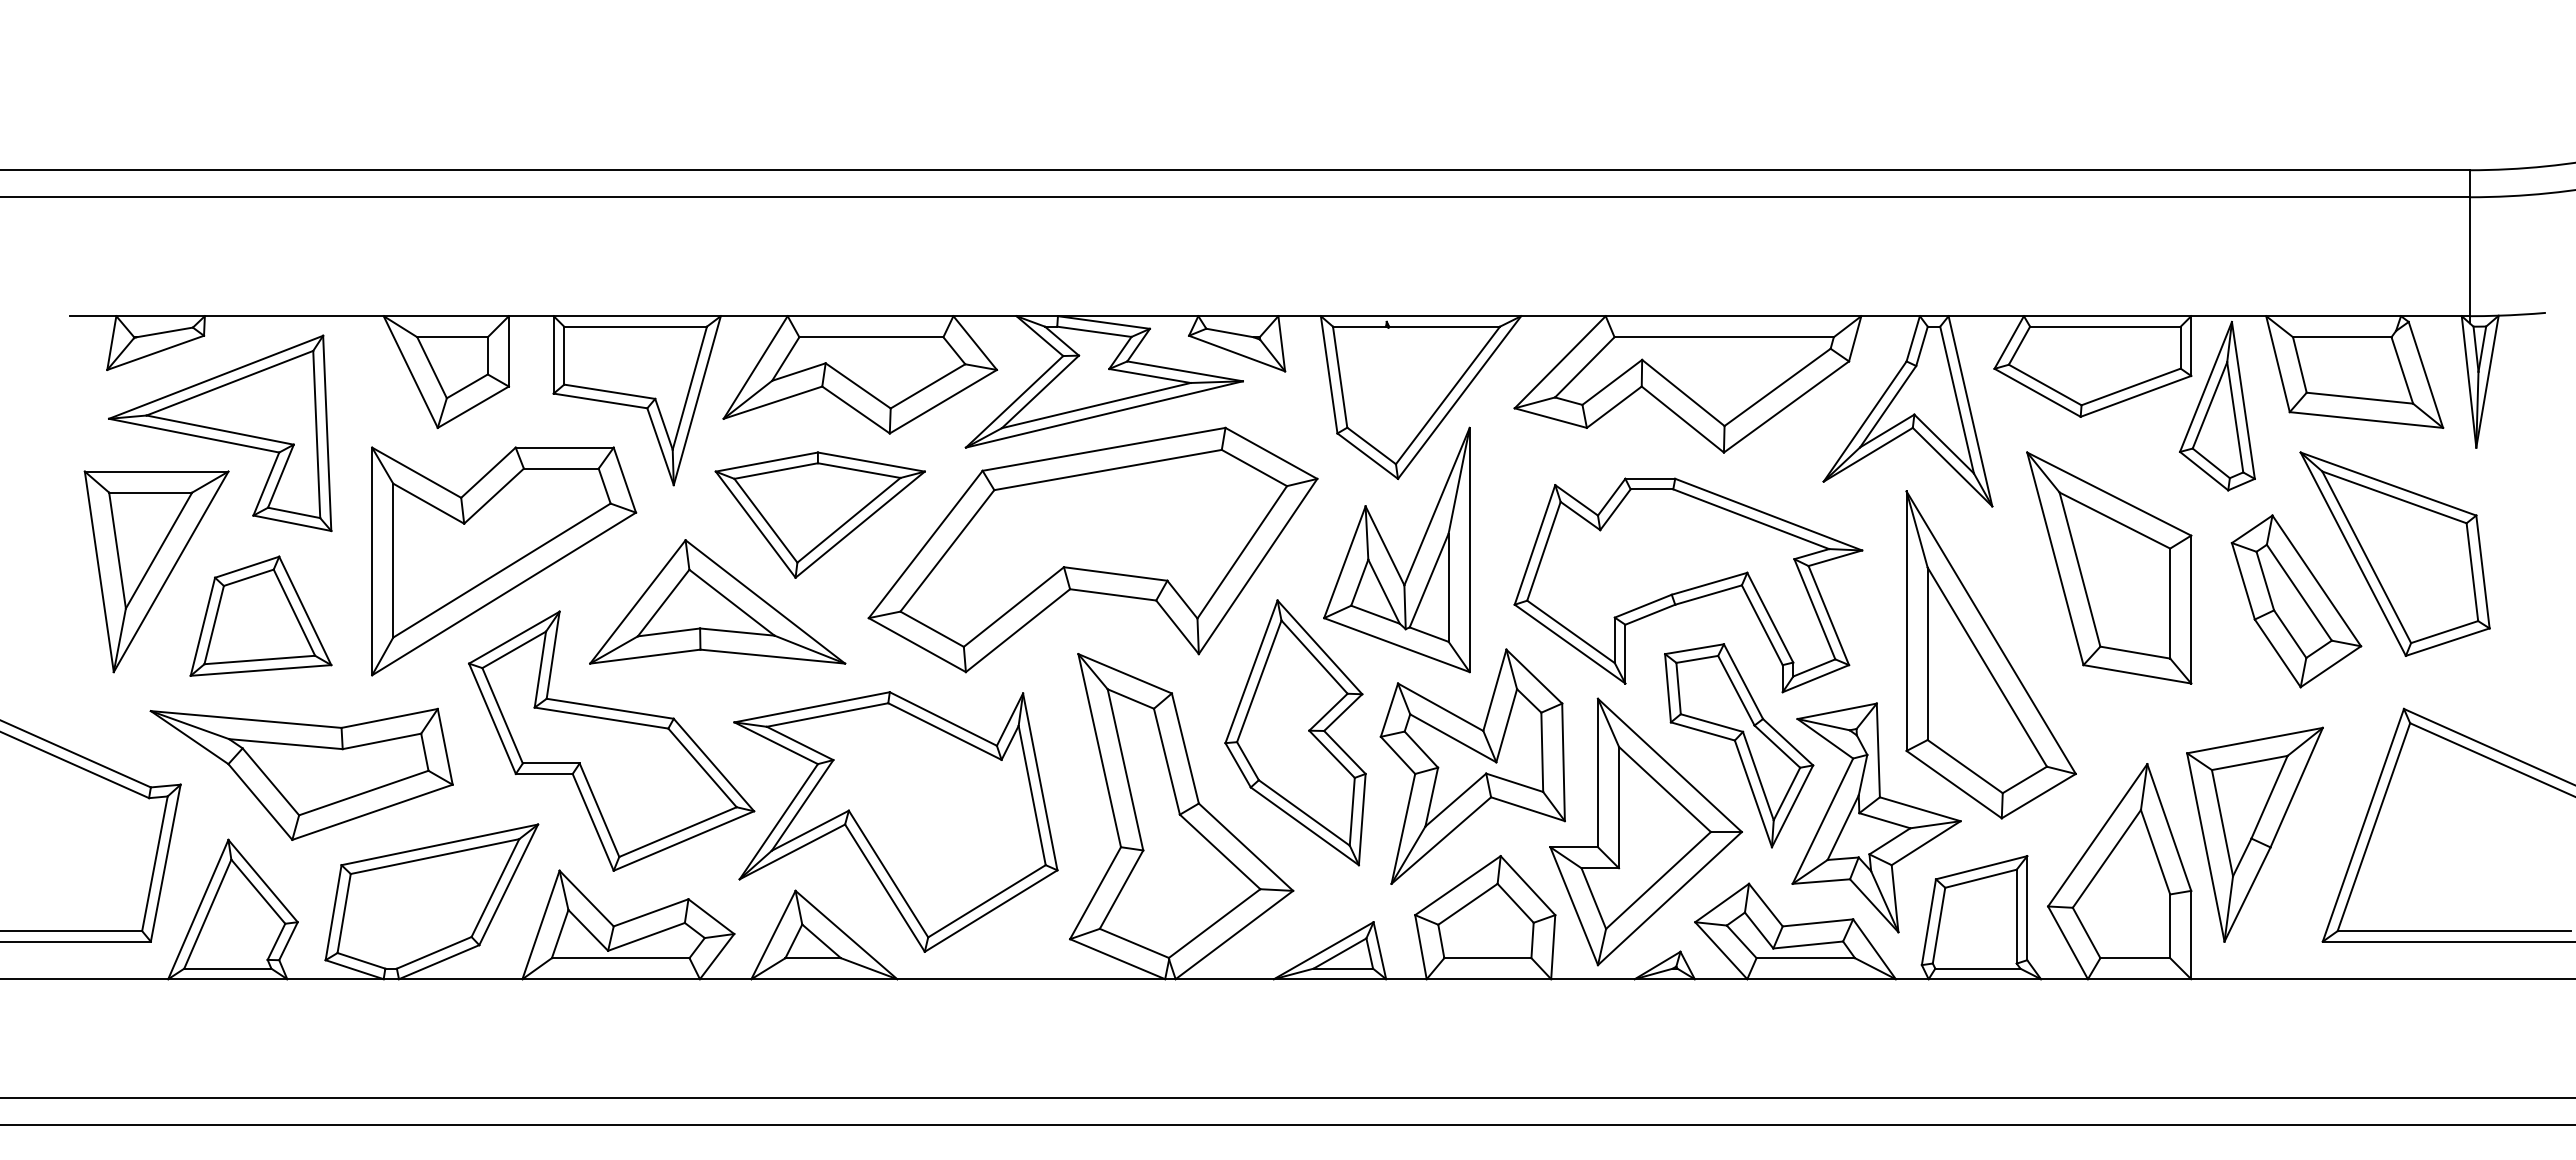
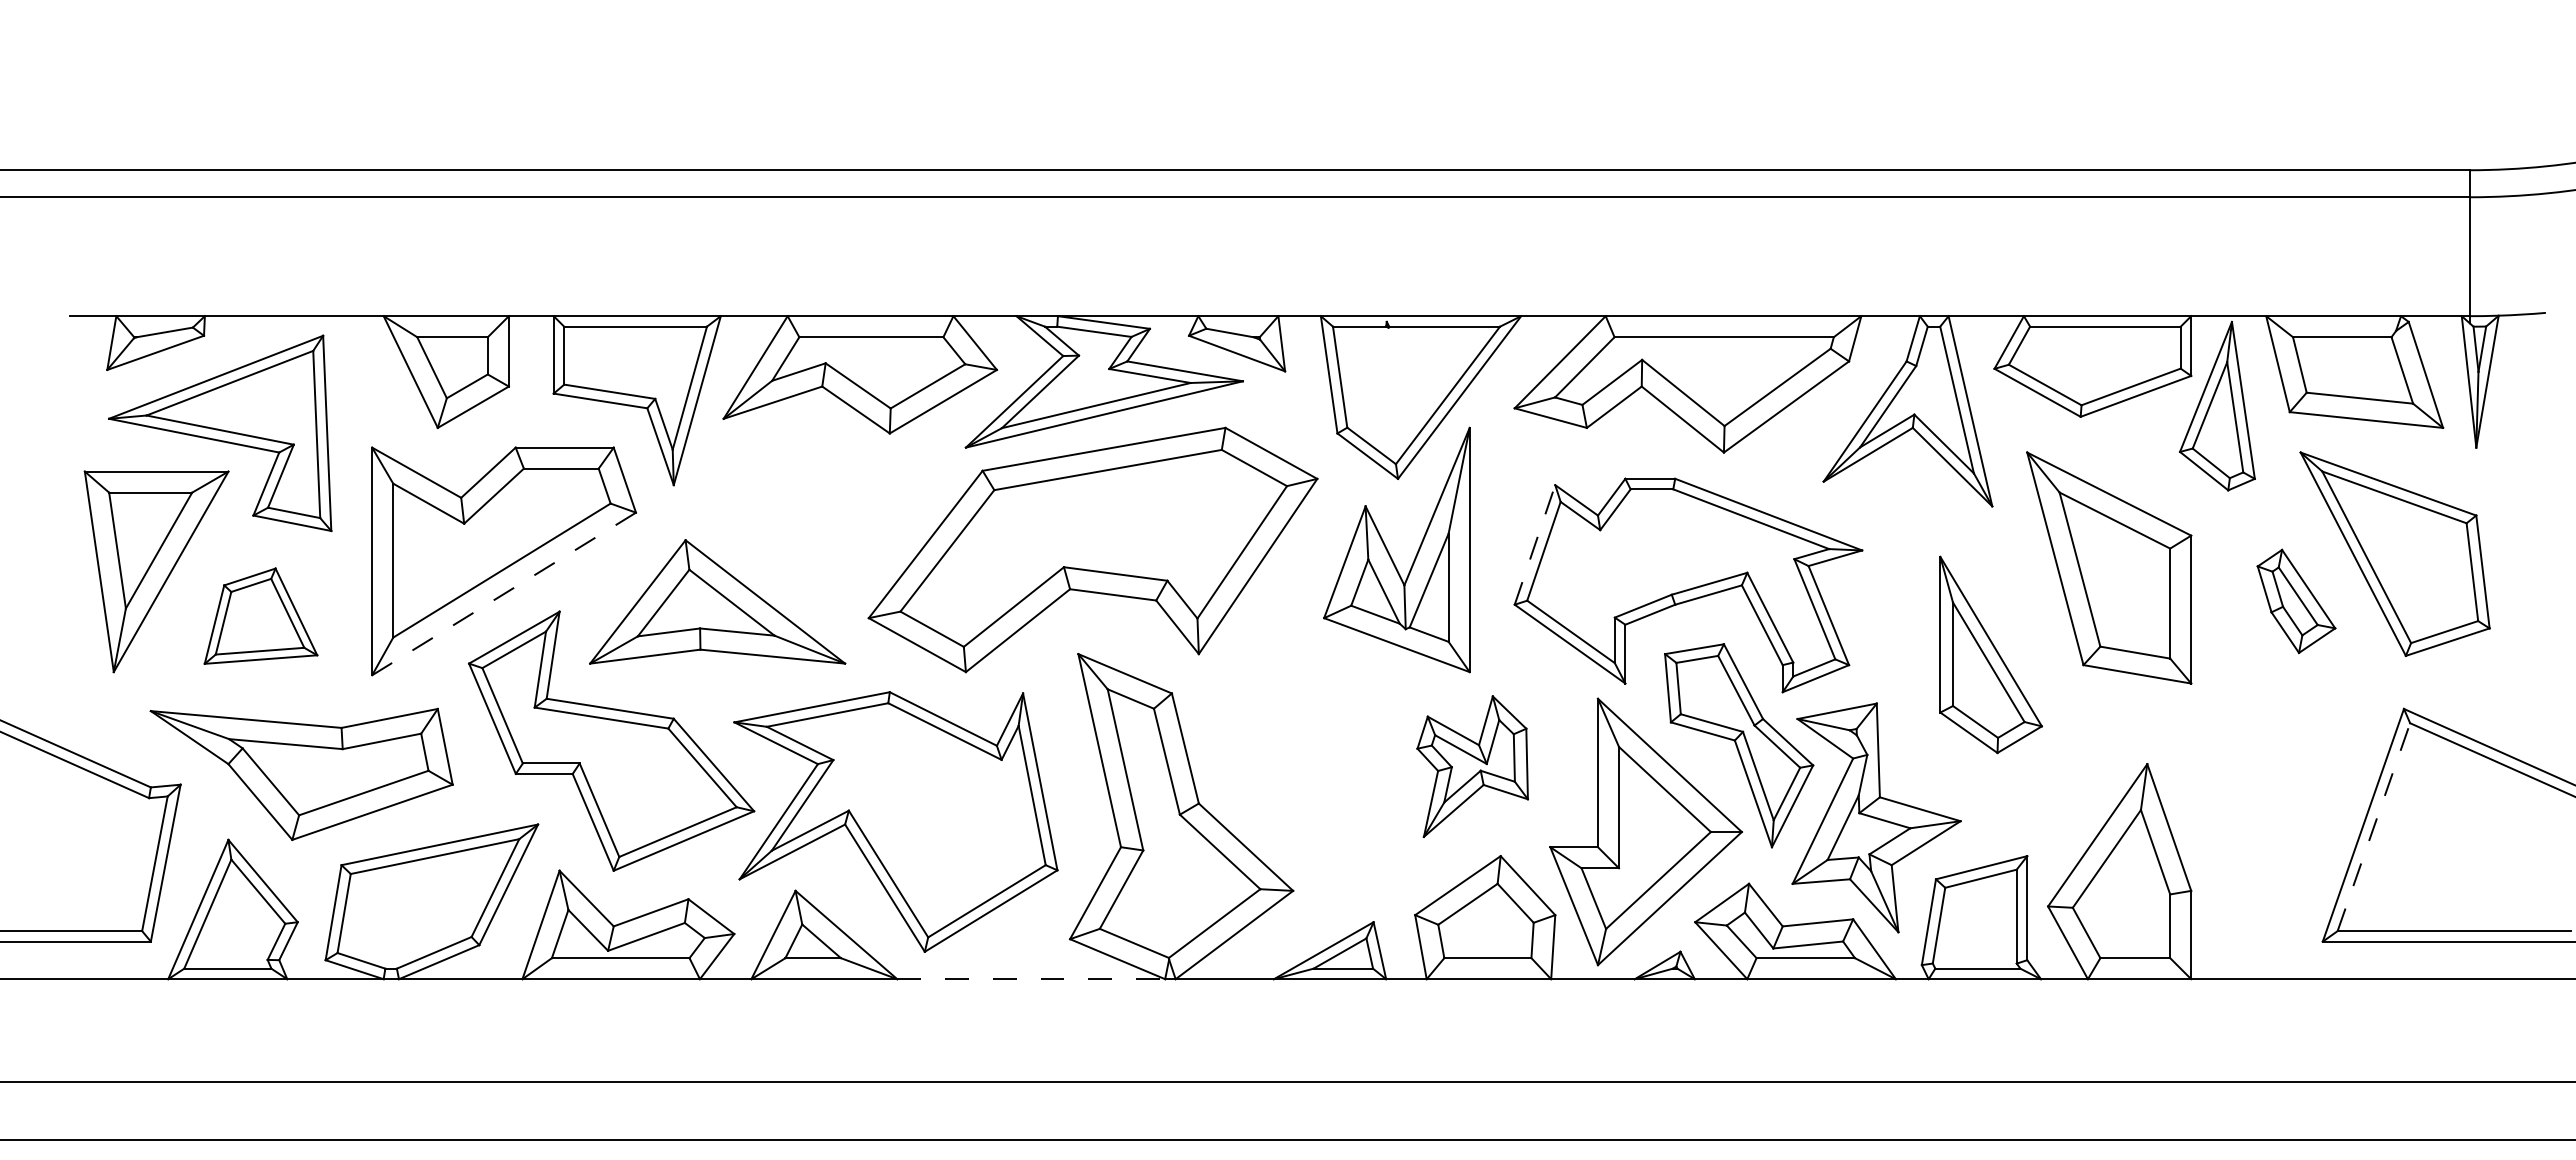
part: present -> none (819, 514)
line: solid -> dashed (1535, 544)
line: solid -> dashed (504, 593)
part size: 133x175 px -> 81x107 px (2296, 601)
part size: 144x122 px -> 116x98 px (260, 615)
part size: 172x330 px -> 104x200 px (1990, 654)
part: present -> none (1295, 732)
part size: 187x237 px -> 113x143 px (1472, 766)
line: solid -> dashed (2374, 826)
part: present -> none (2254, 834)
line: solid -> dashed (1031, 979)
line position: (1287, 1098) -> (1287, 1082) (1287, 1082)
line position: (1287, 1125) -> (1287, 1140) (1287, 1140)
